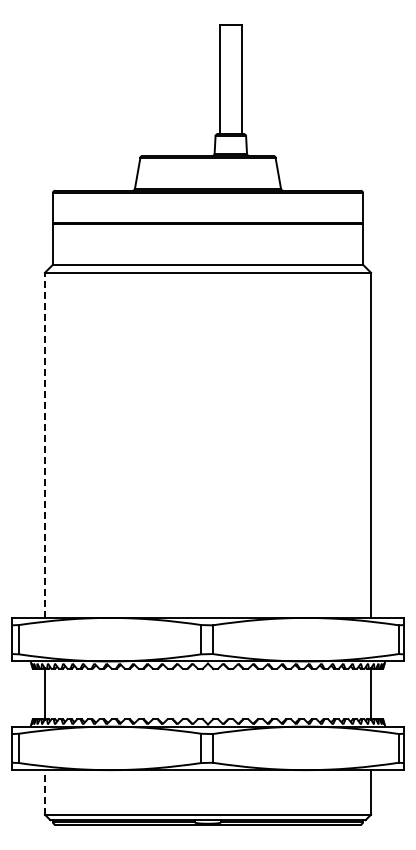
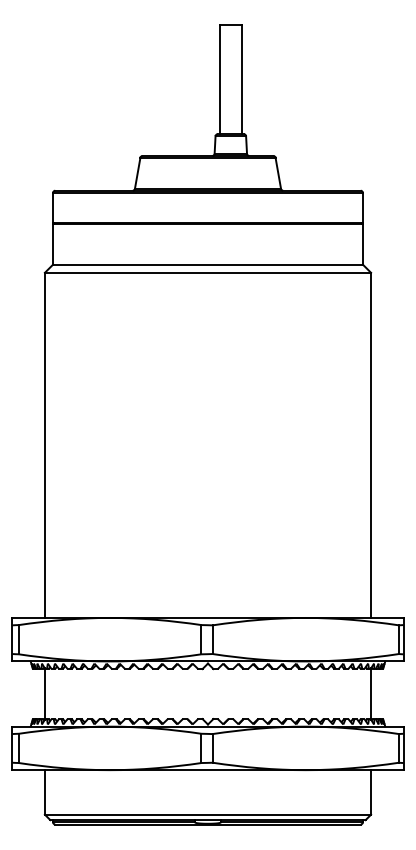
line: dashed -> solid (44, 445)
line: dashed -> solid (44, 791)
